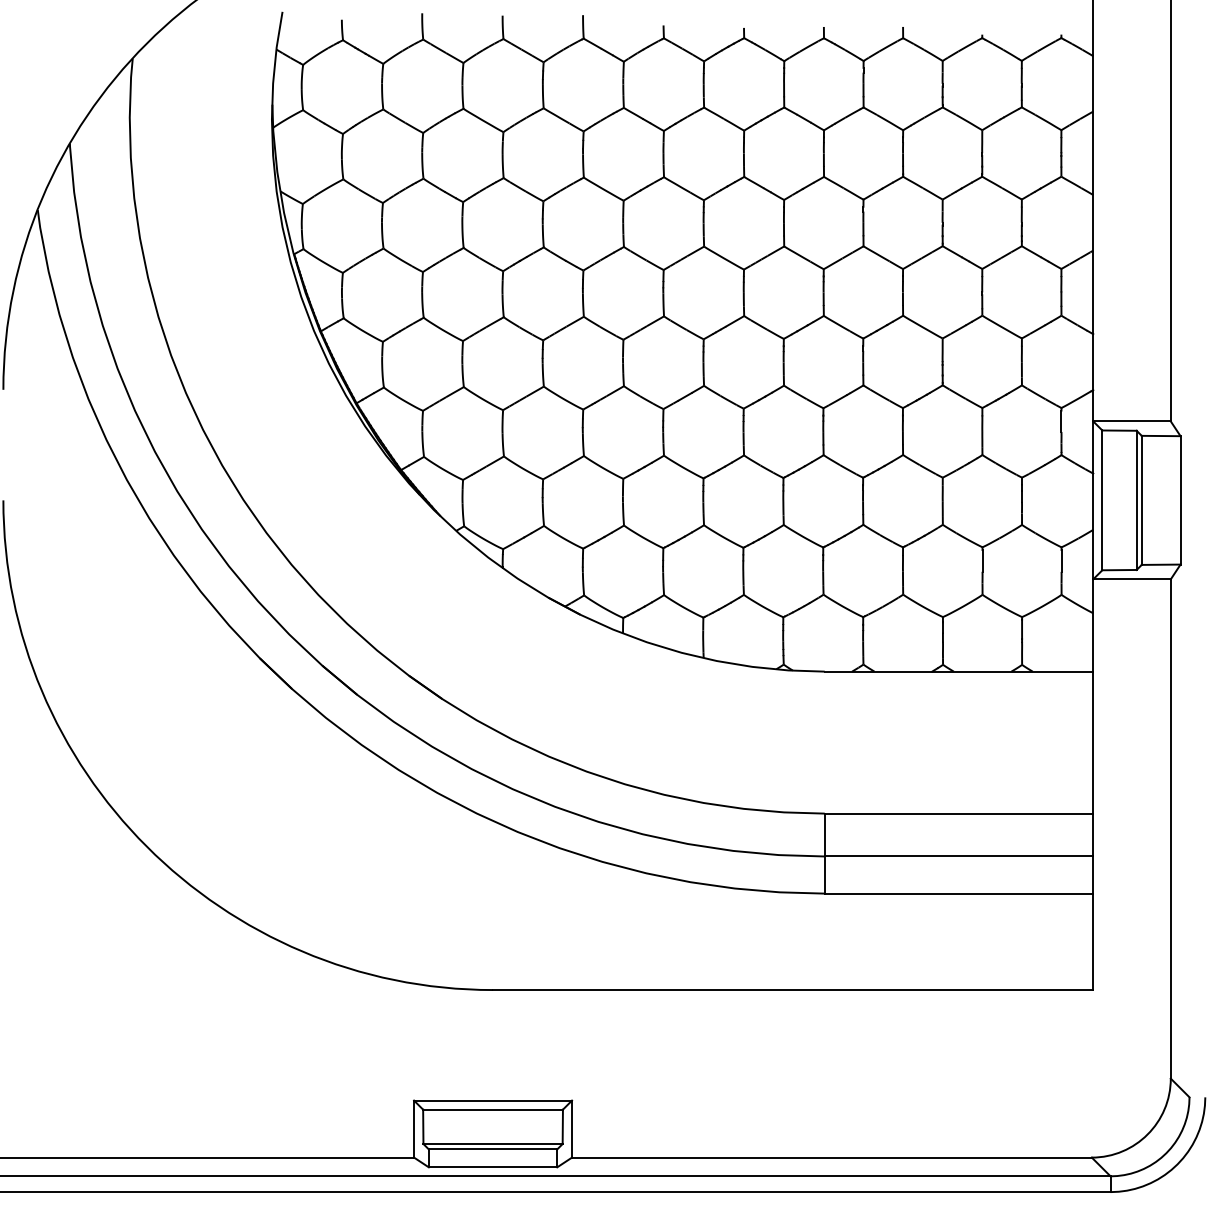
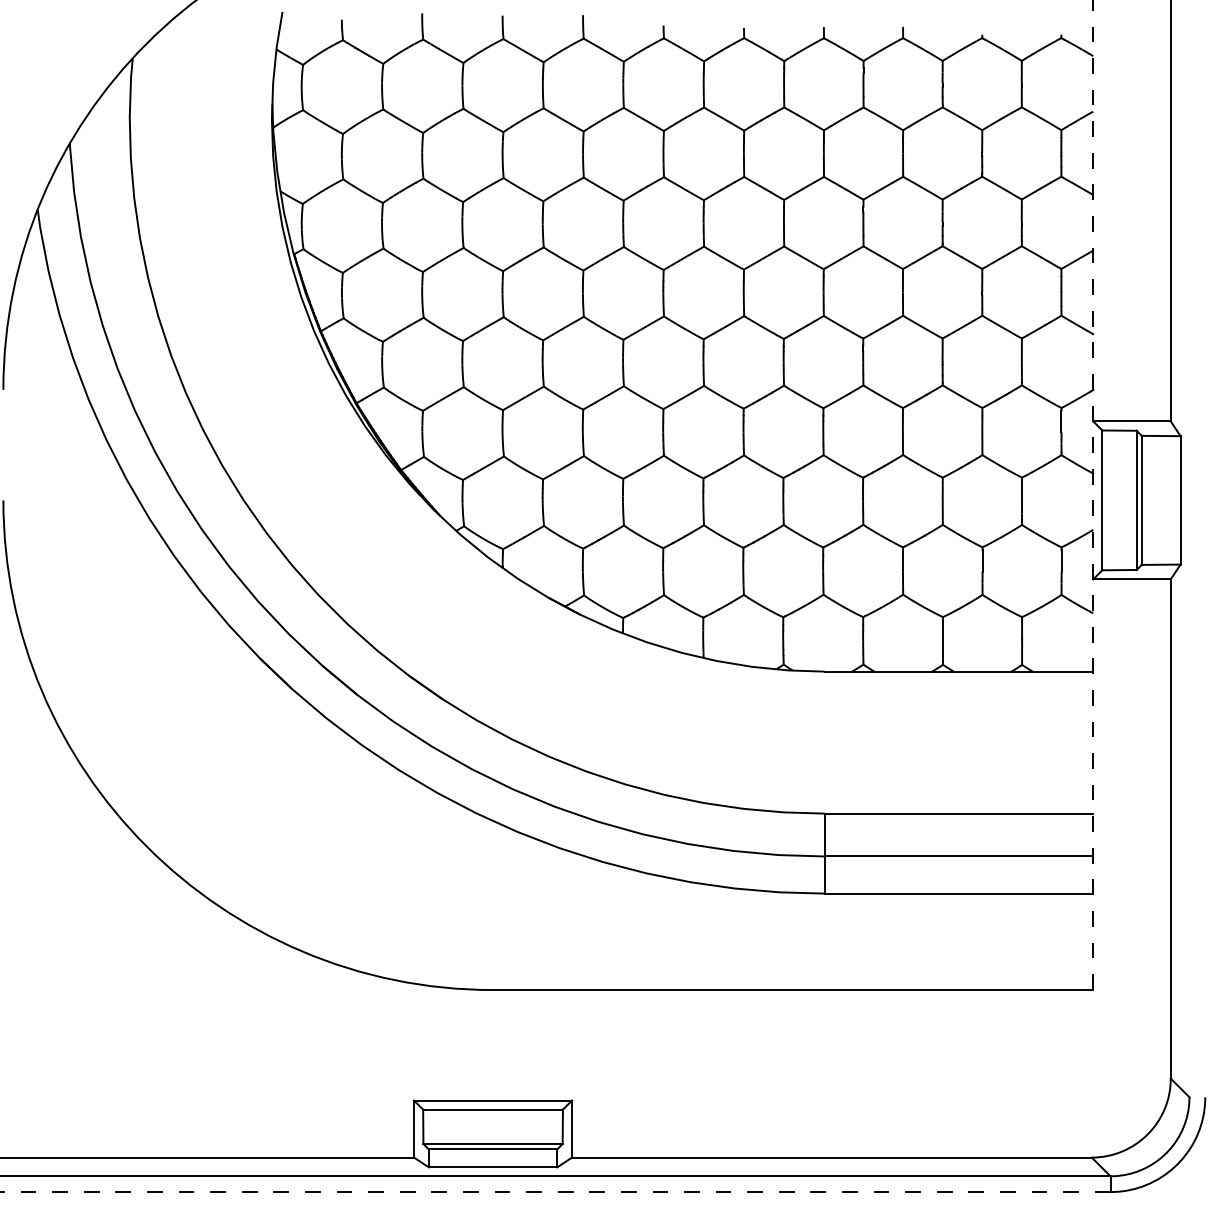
line: solid -> dashed (1093, 495)
line: solid -> dashed (555, 1192)
